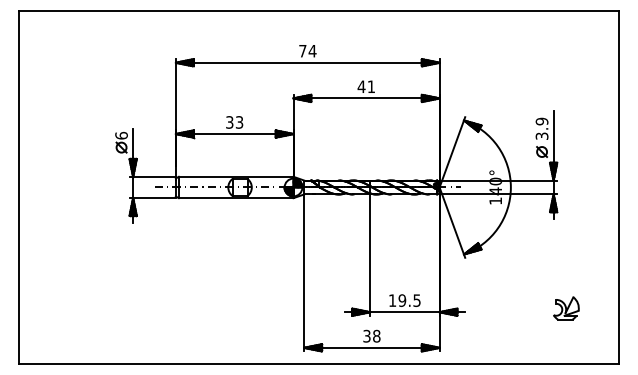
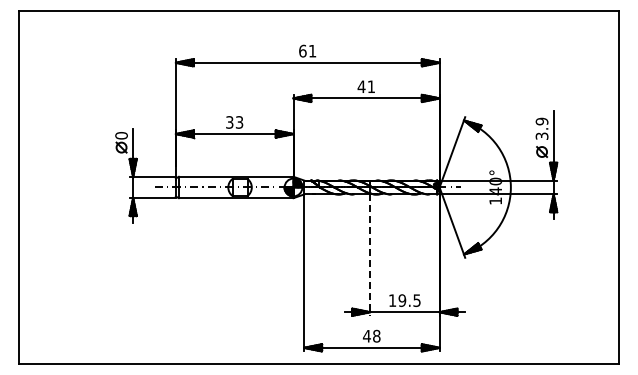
text: 74 -> 61 (307, 50)
text: 6 -> 0 (121, 135)
line: solid -> dashed (370, 255)
part: present -> none (566, 308)
text: 38 -> 48 (366, 335)
